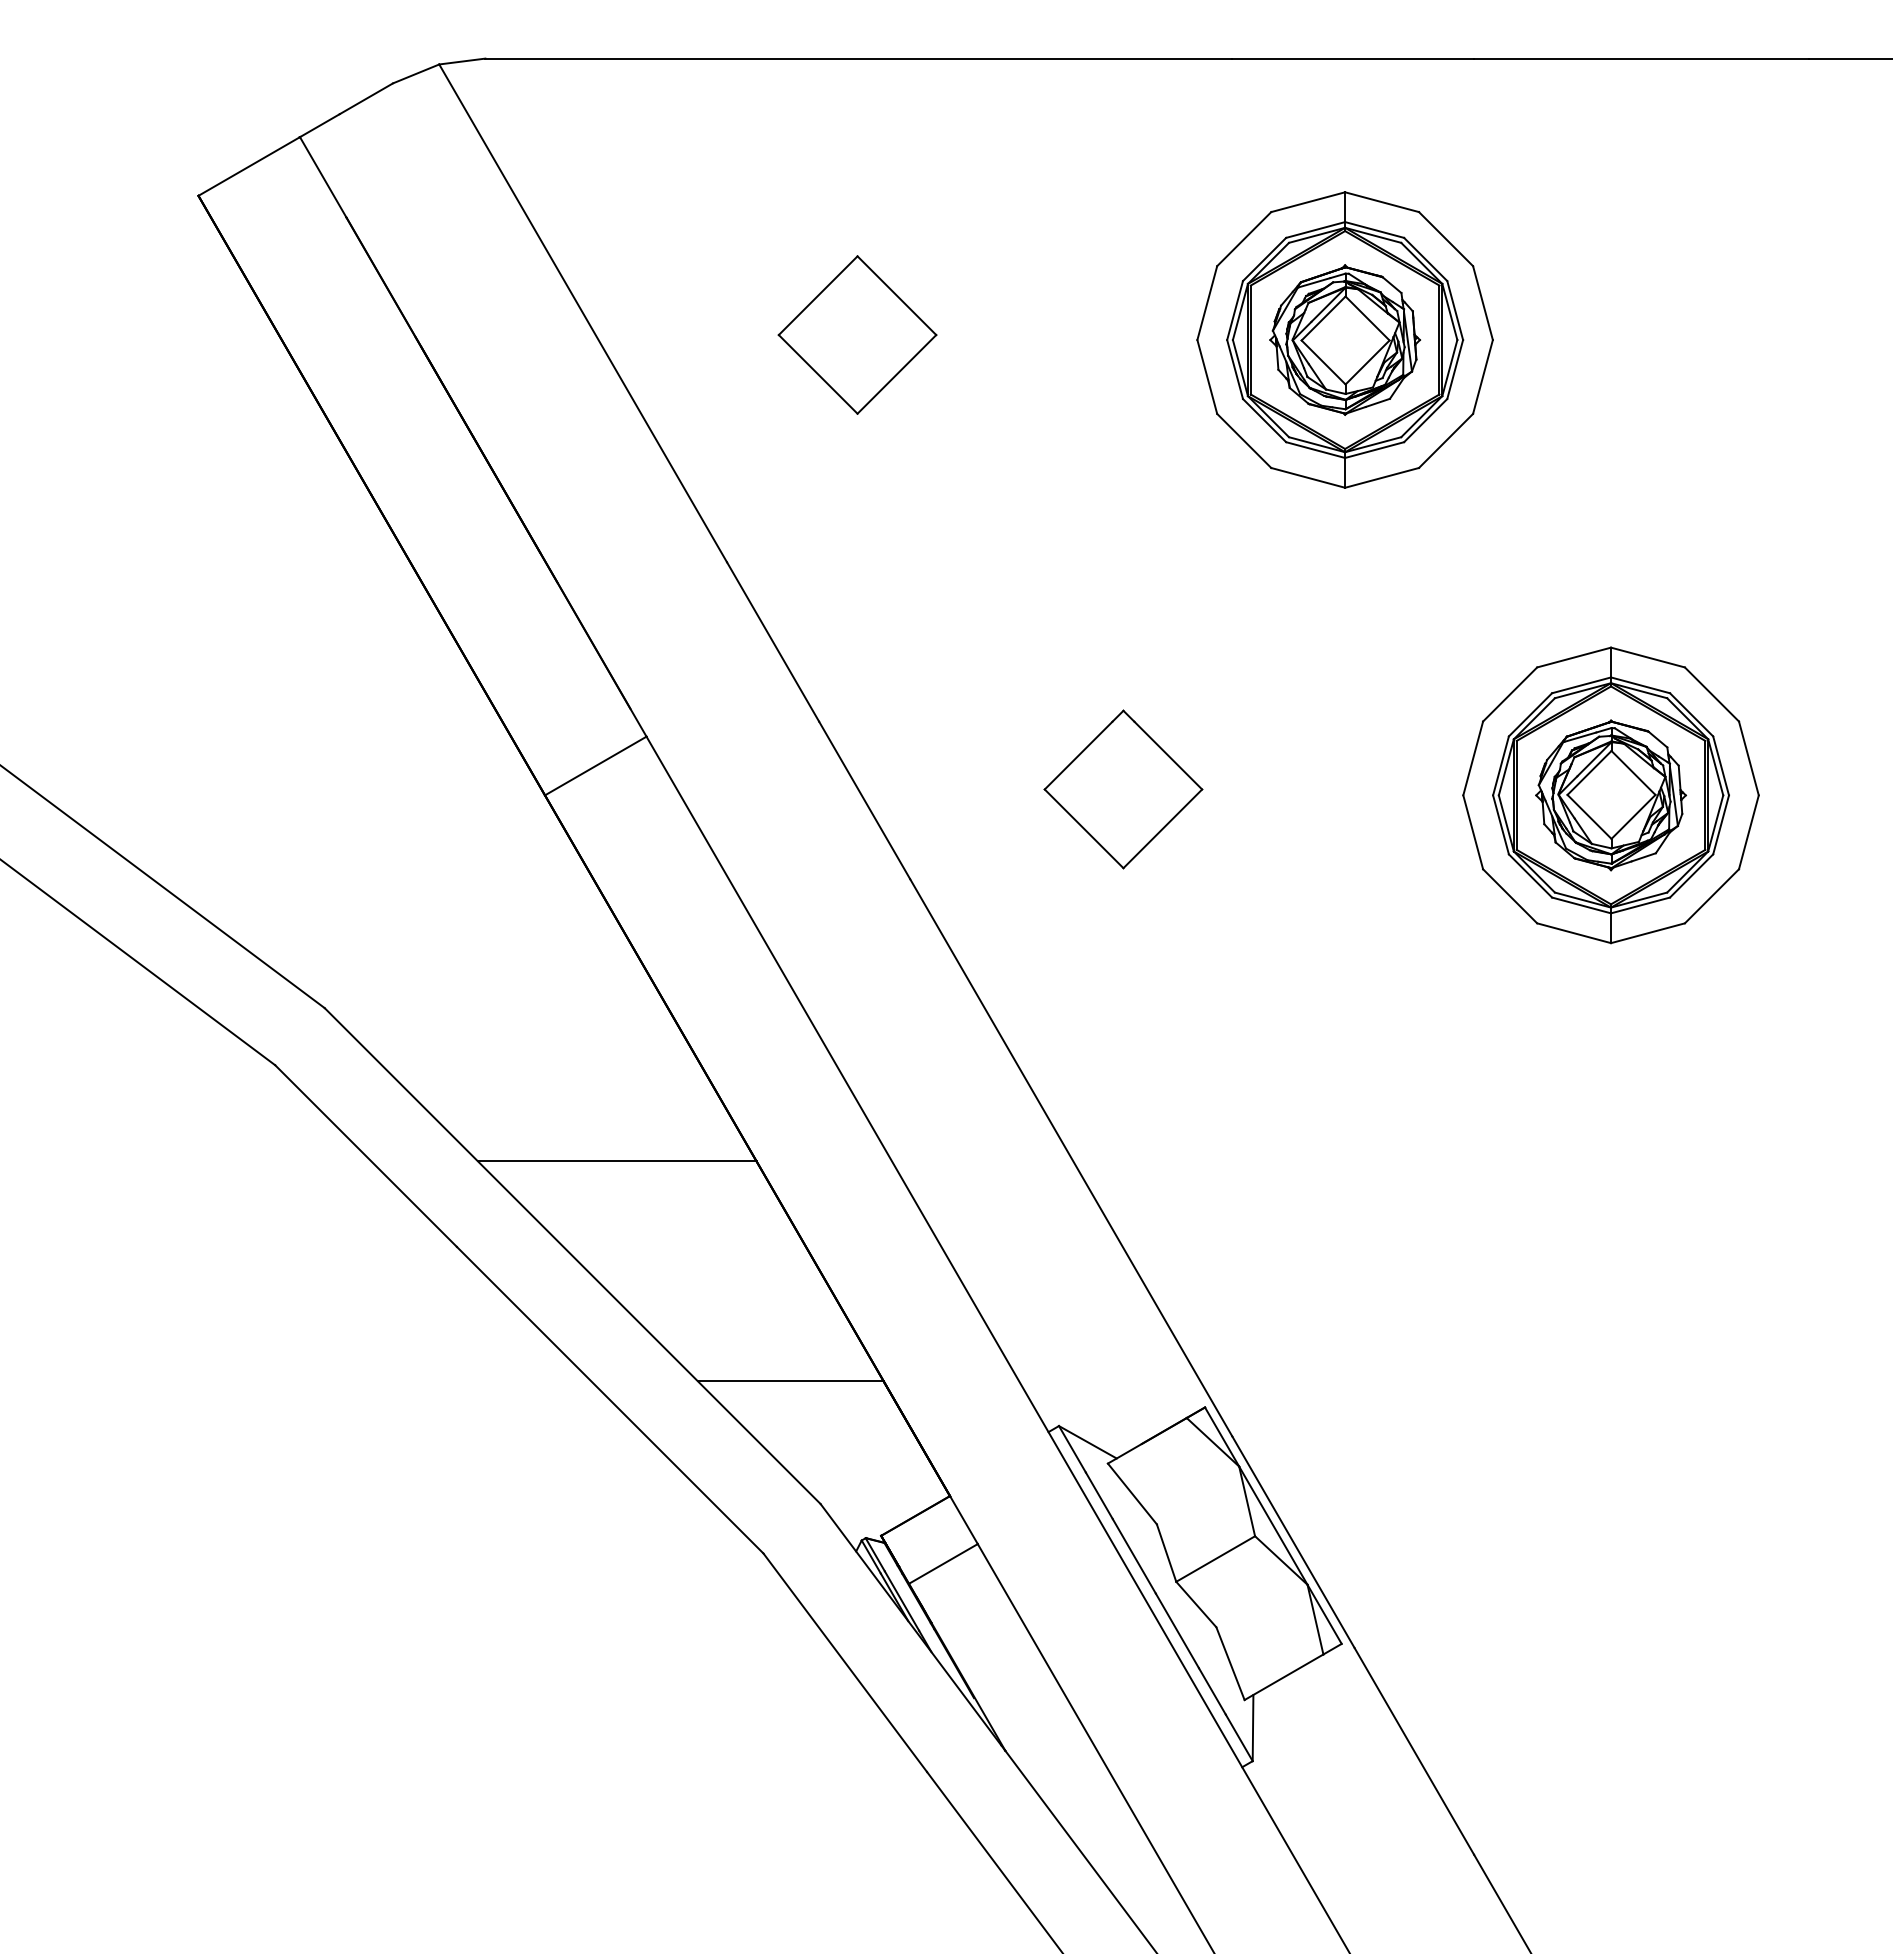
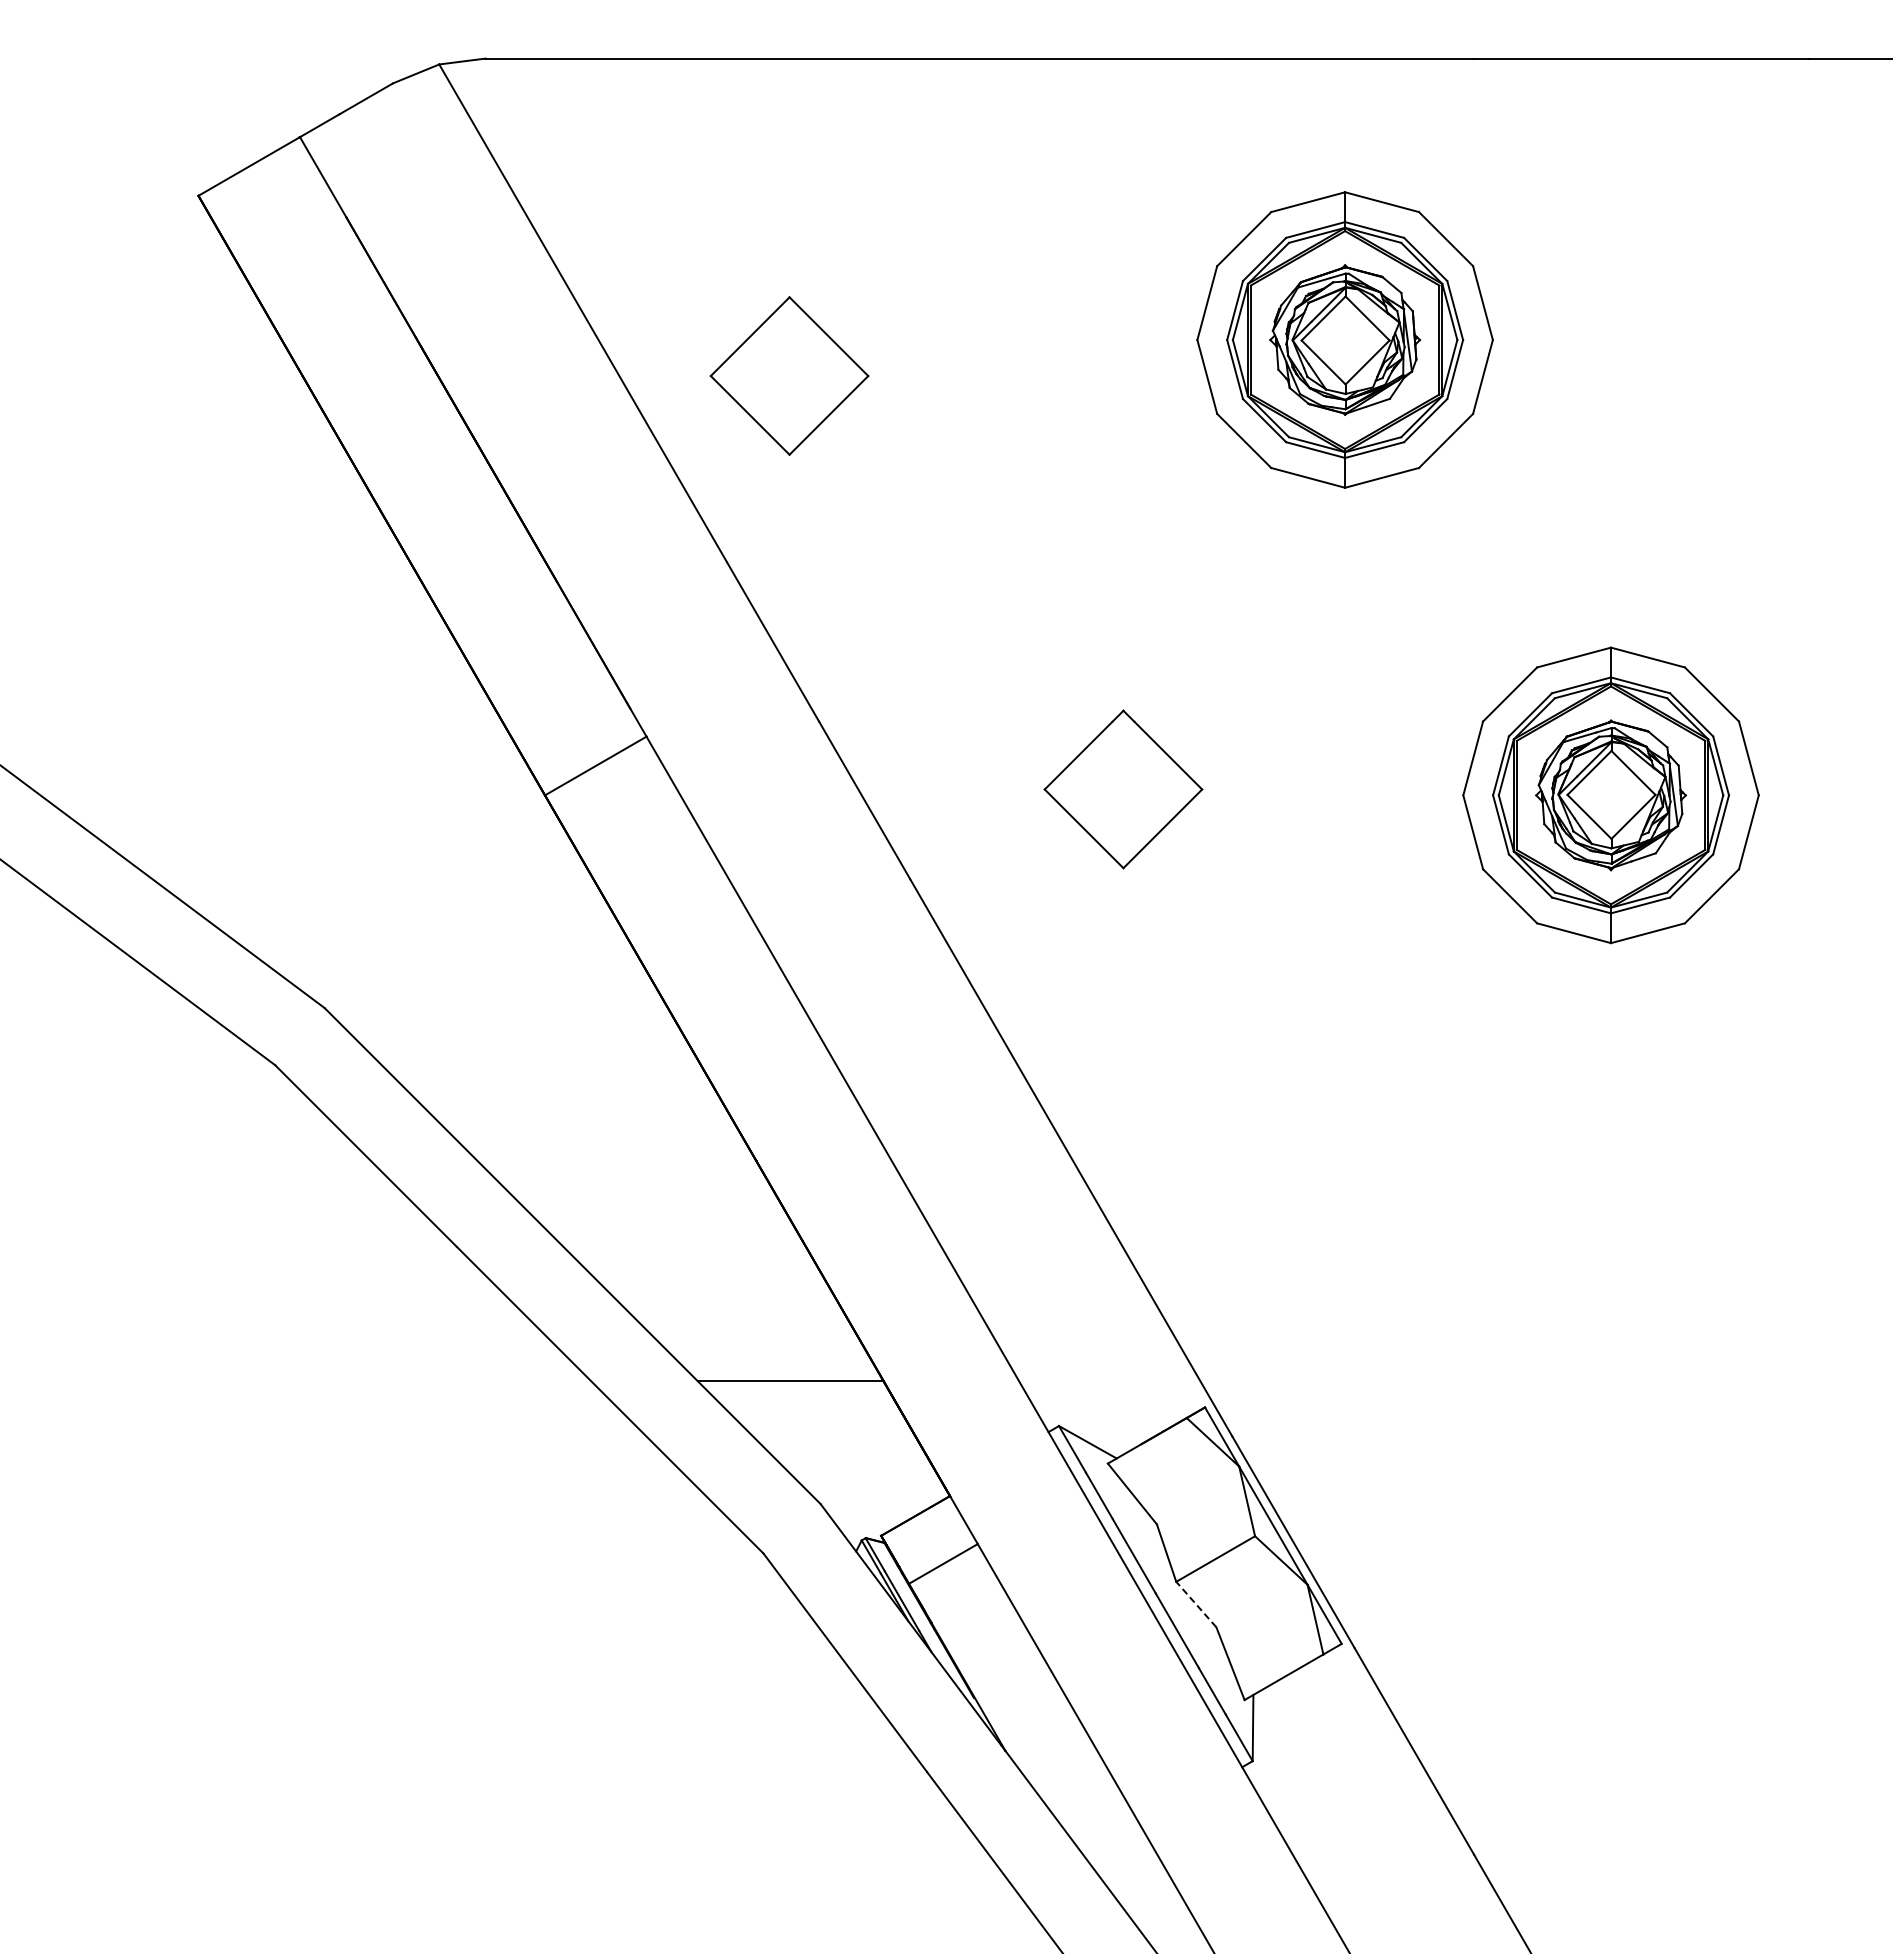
part position: (857, 334) -> (789, 375) (789, 375)
line: present -> none (616, 1161)
line: solid -> dashed (1195, 1604)
